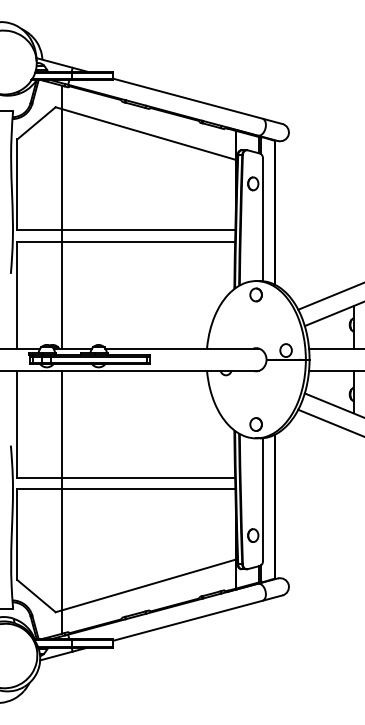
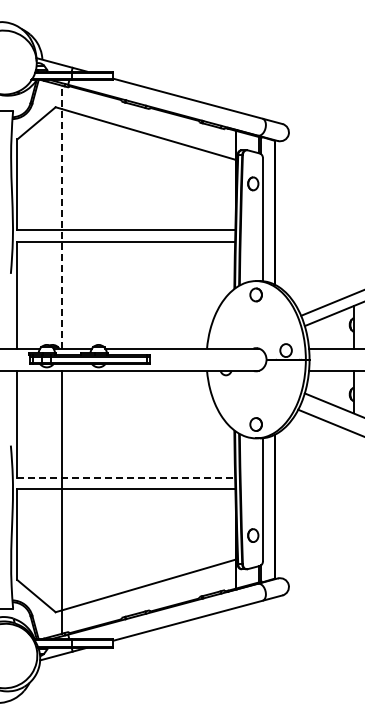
line: solid -> dashed (61, 216)
line position: (329, 296) -> (331, 303) (331, 303)
line: solid -> dashed (126, 477)
